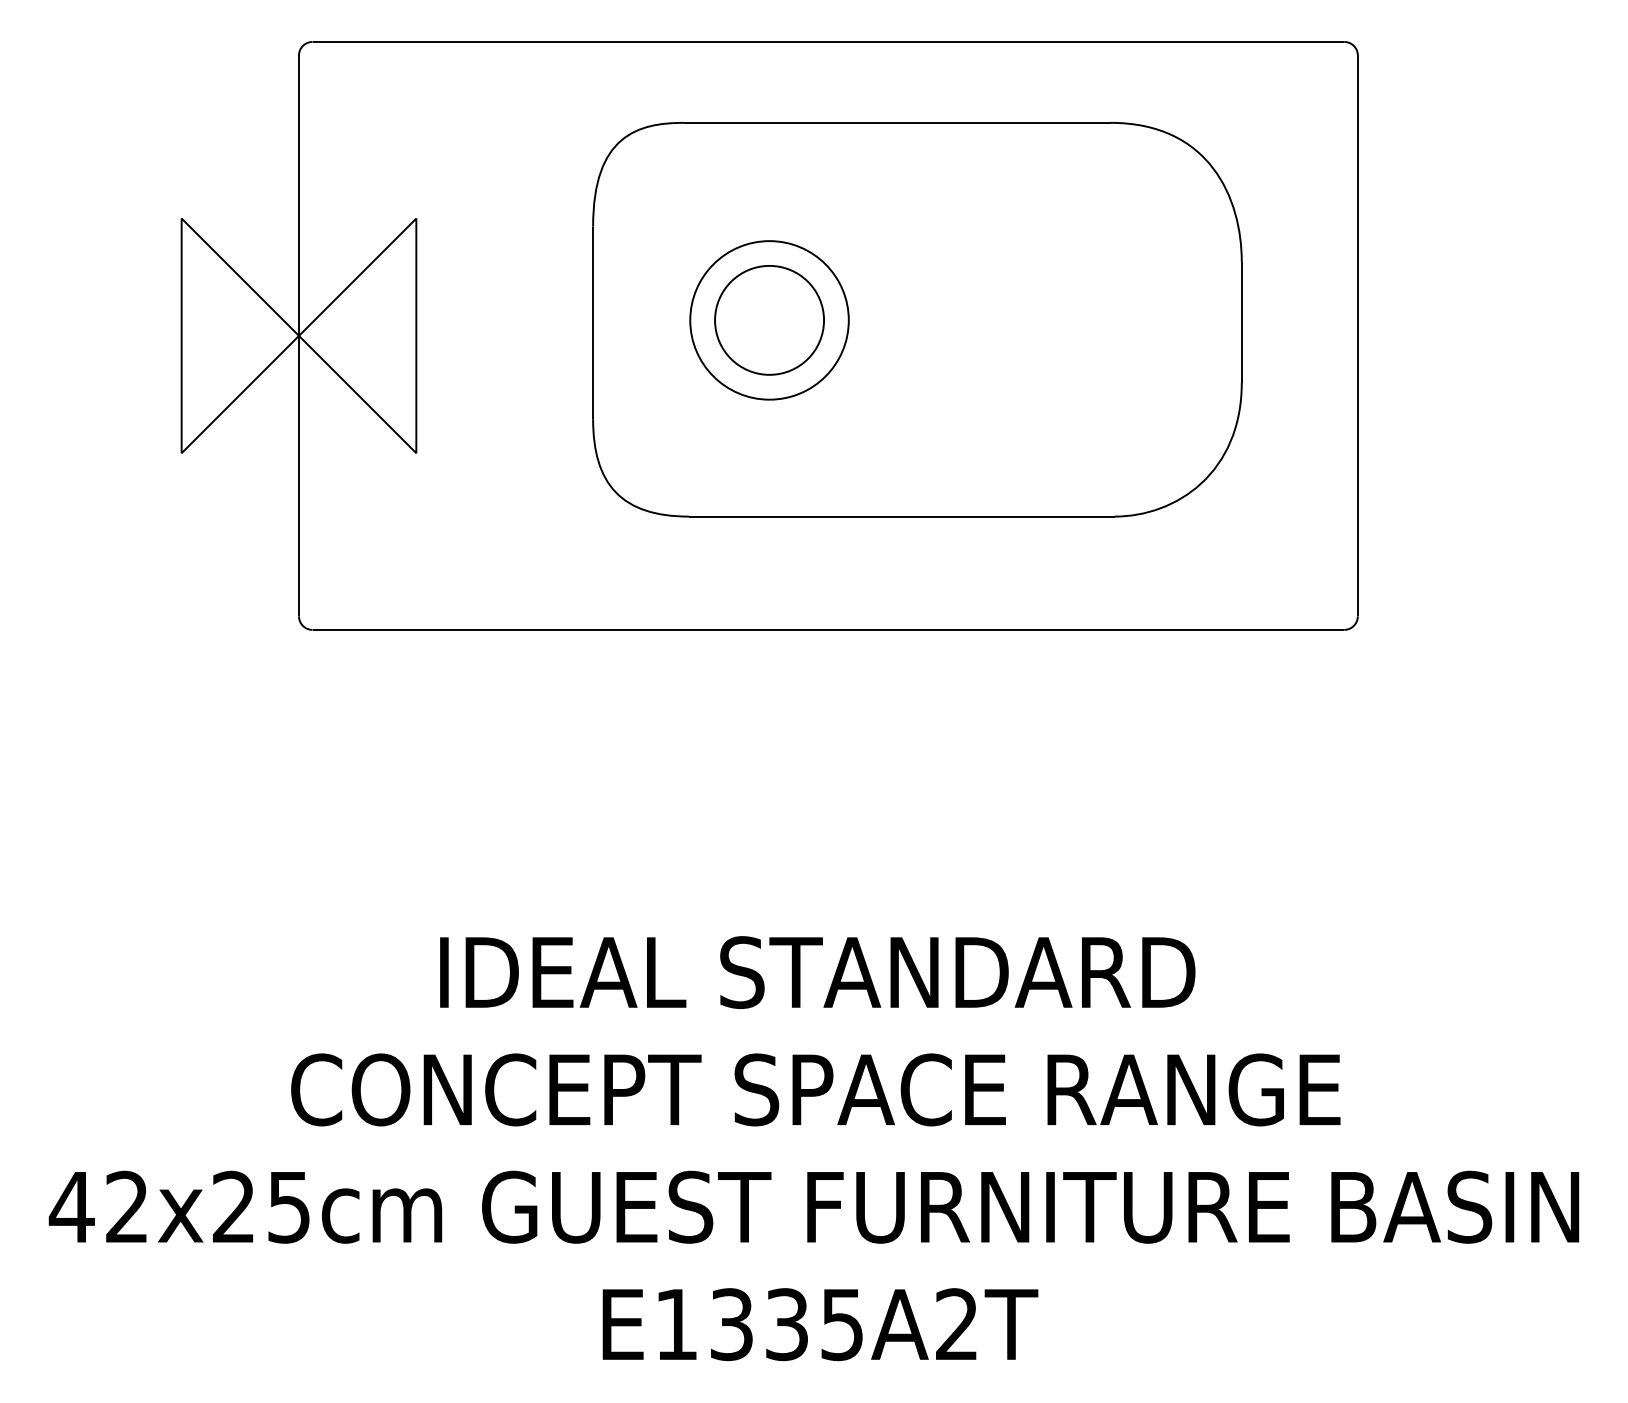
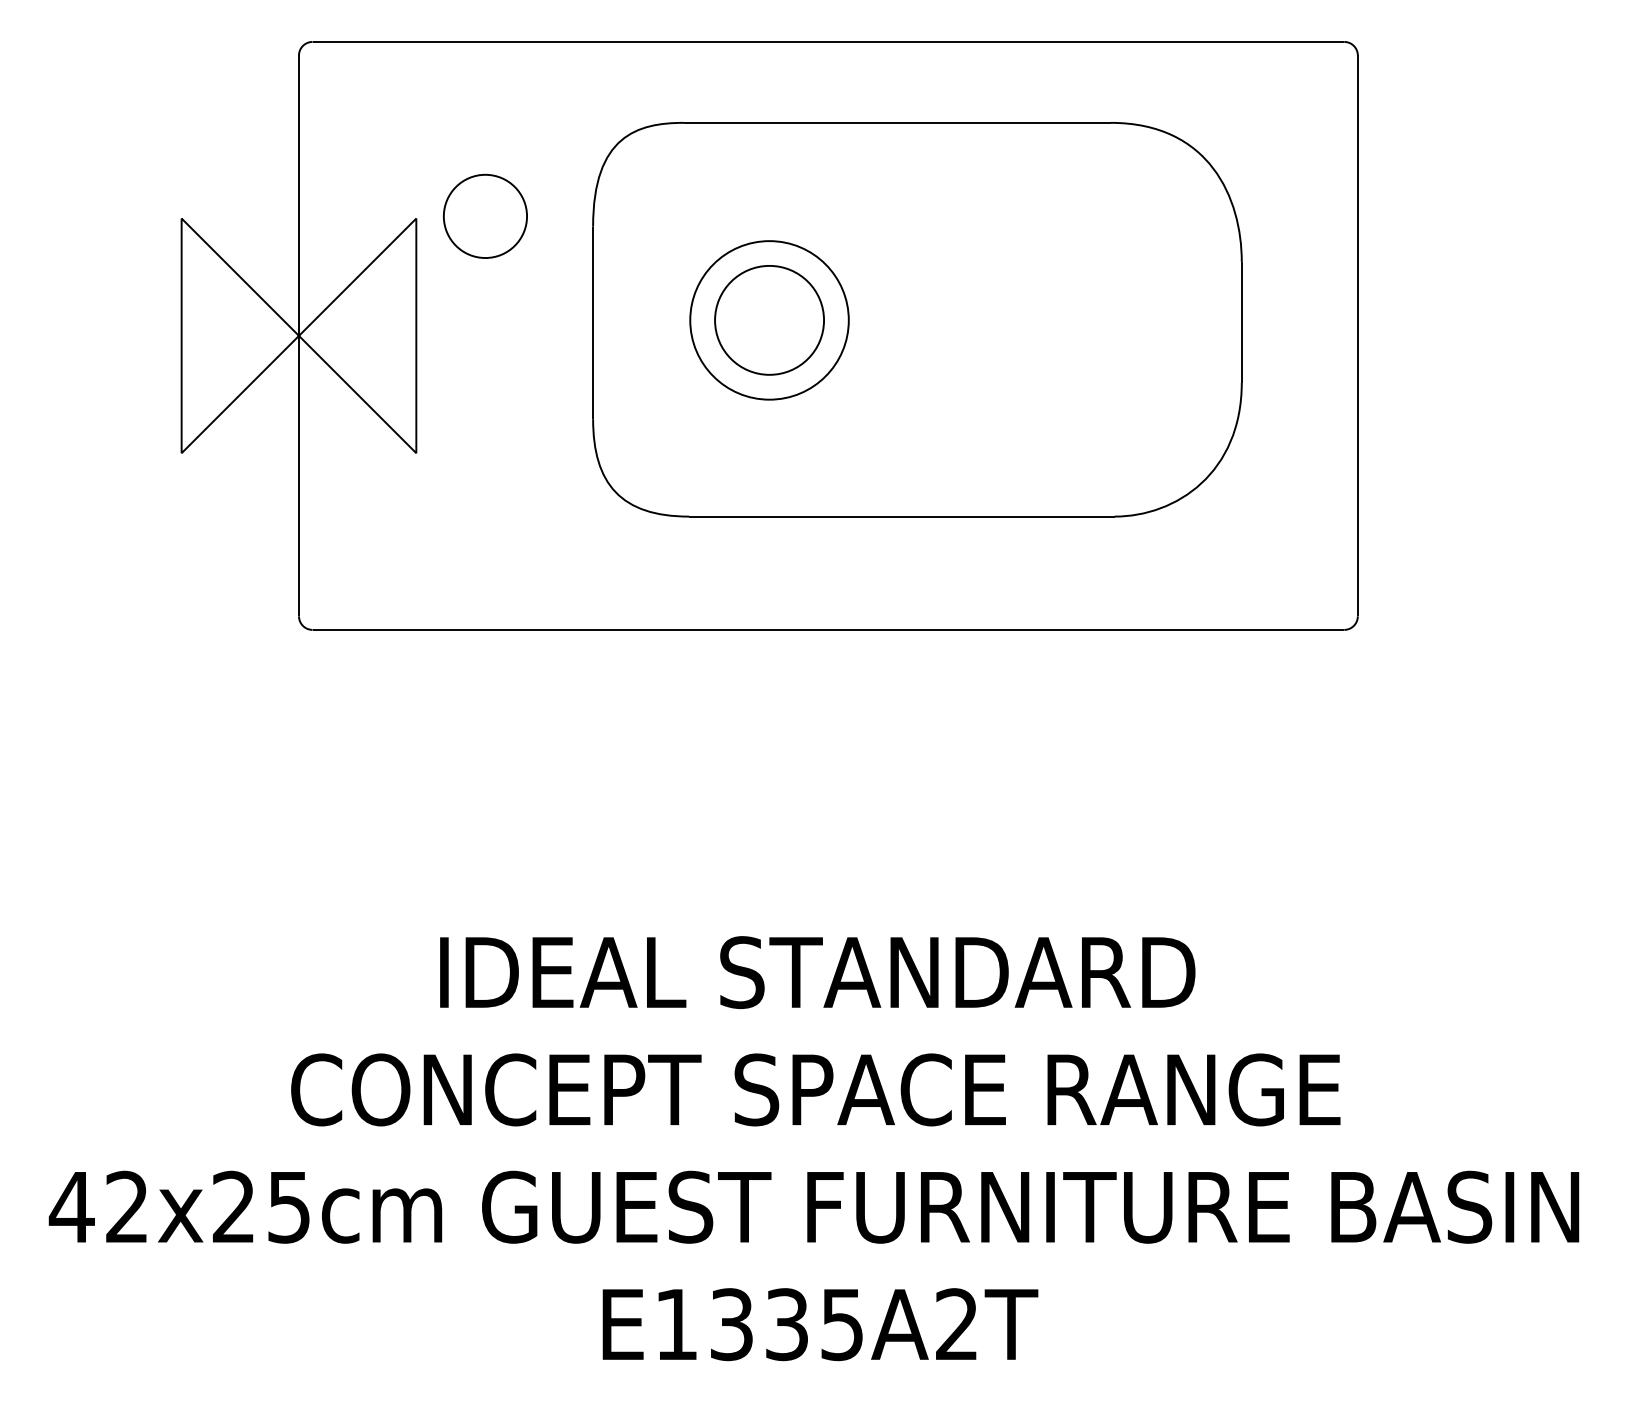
part: none -> present (485, 215)
